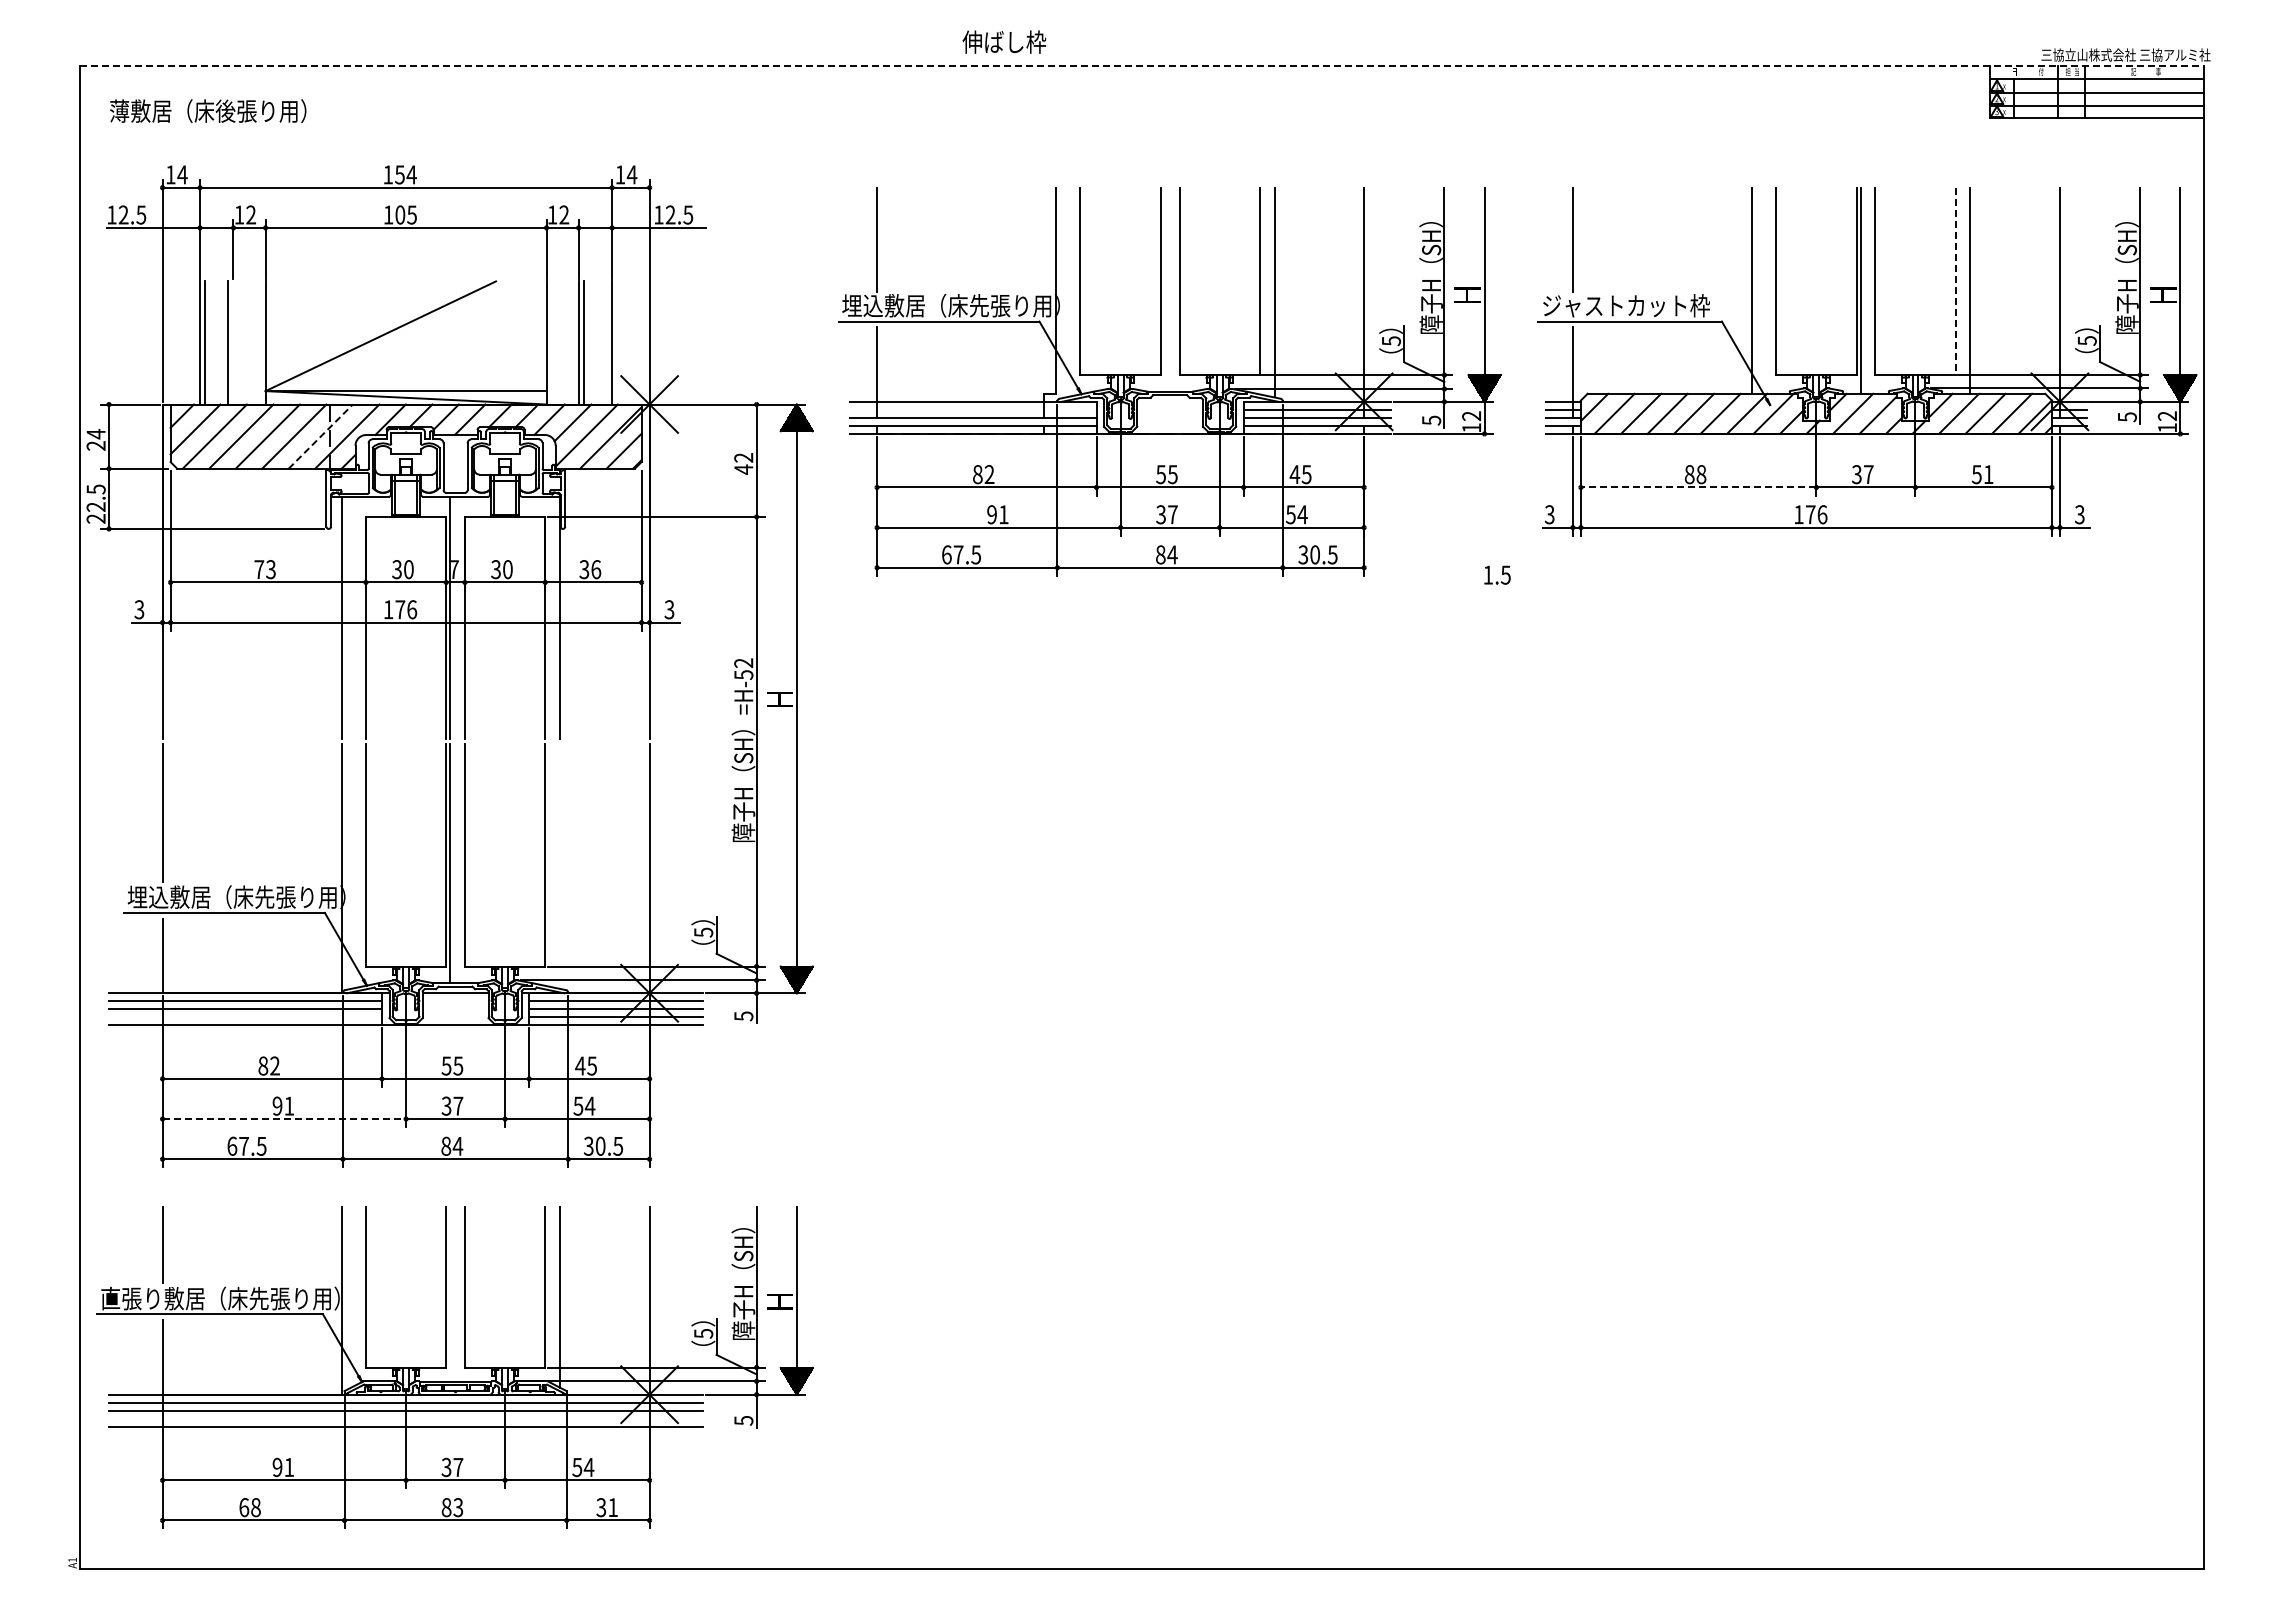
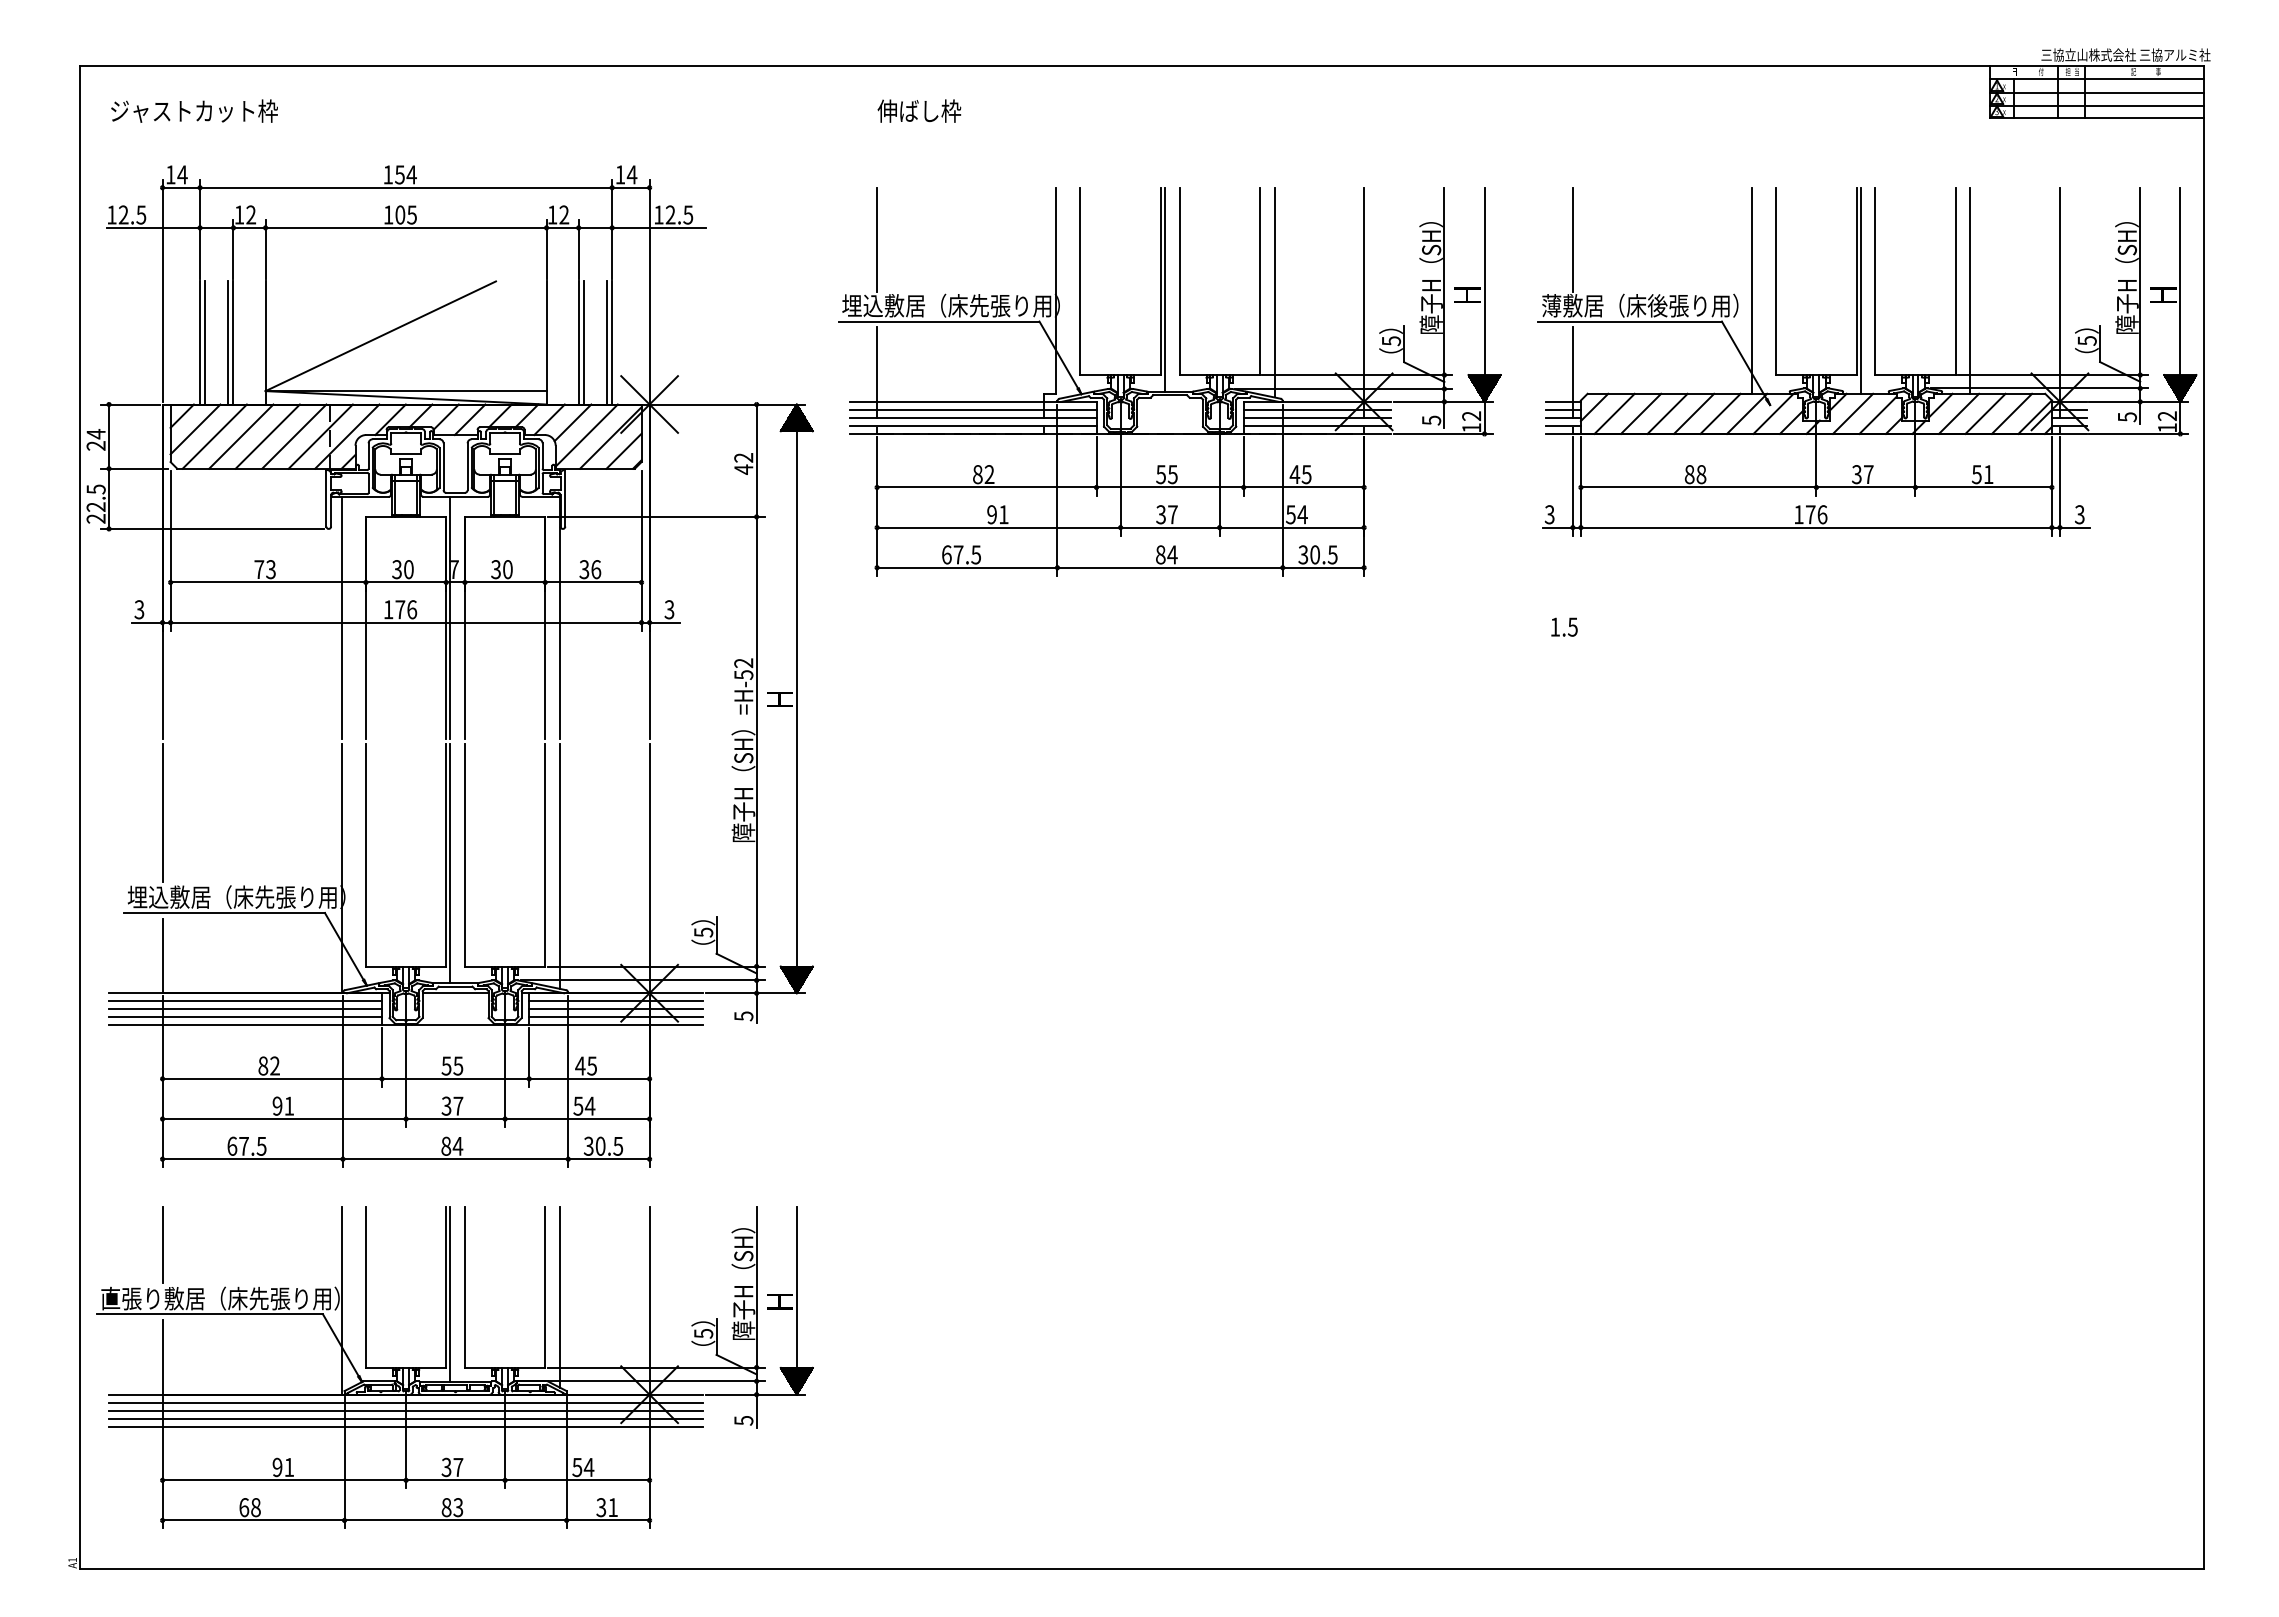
text position: (1004, 41) -> (919, 110) (919, 110)
line: dashed -> solid (1142, 65)
text: 薄敷居（床後張り用） -> ジャストカット枠 (208, 111)
line: dashed -> solid (1955, 281)
line: none -> present (1164, 289)
text: ジャストカット枠 -> 薄敷居（床後張り用） (1640, 305)
line: none -> present (233, 342)
line: none -> present (606, 342)
line: none -> present (973, 409)
line: dashed -> solid (321, 436)
line: dashed -> solid (1698, 487)
text position: (1497, 574) -> (1564, 626) (1564, 626)
line: none -> present (559, 866)
line: none -> present (245, 1017)
line: dashed -> solid (284, 1119)
line: none -> present (450, 1294)
line: none -> present (406, 1418)
